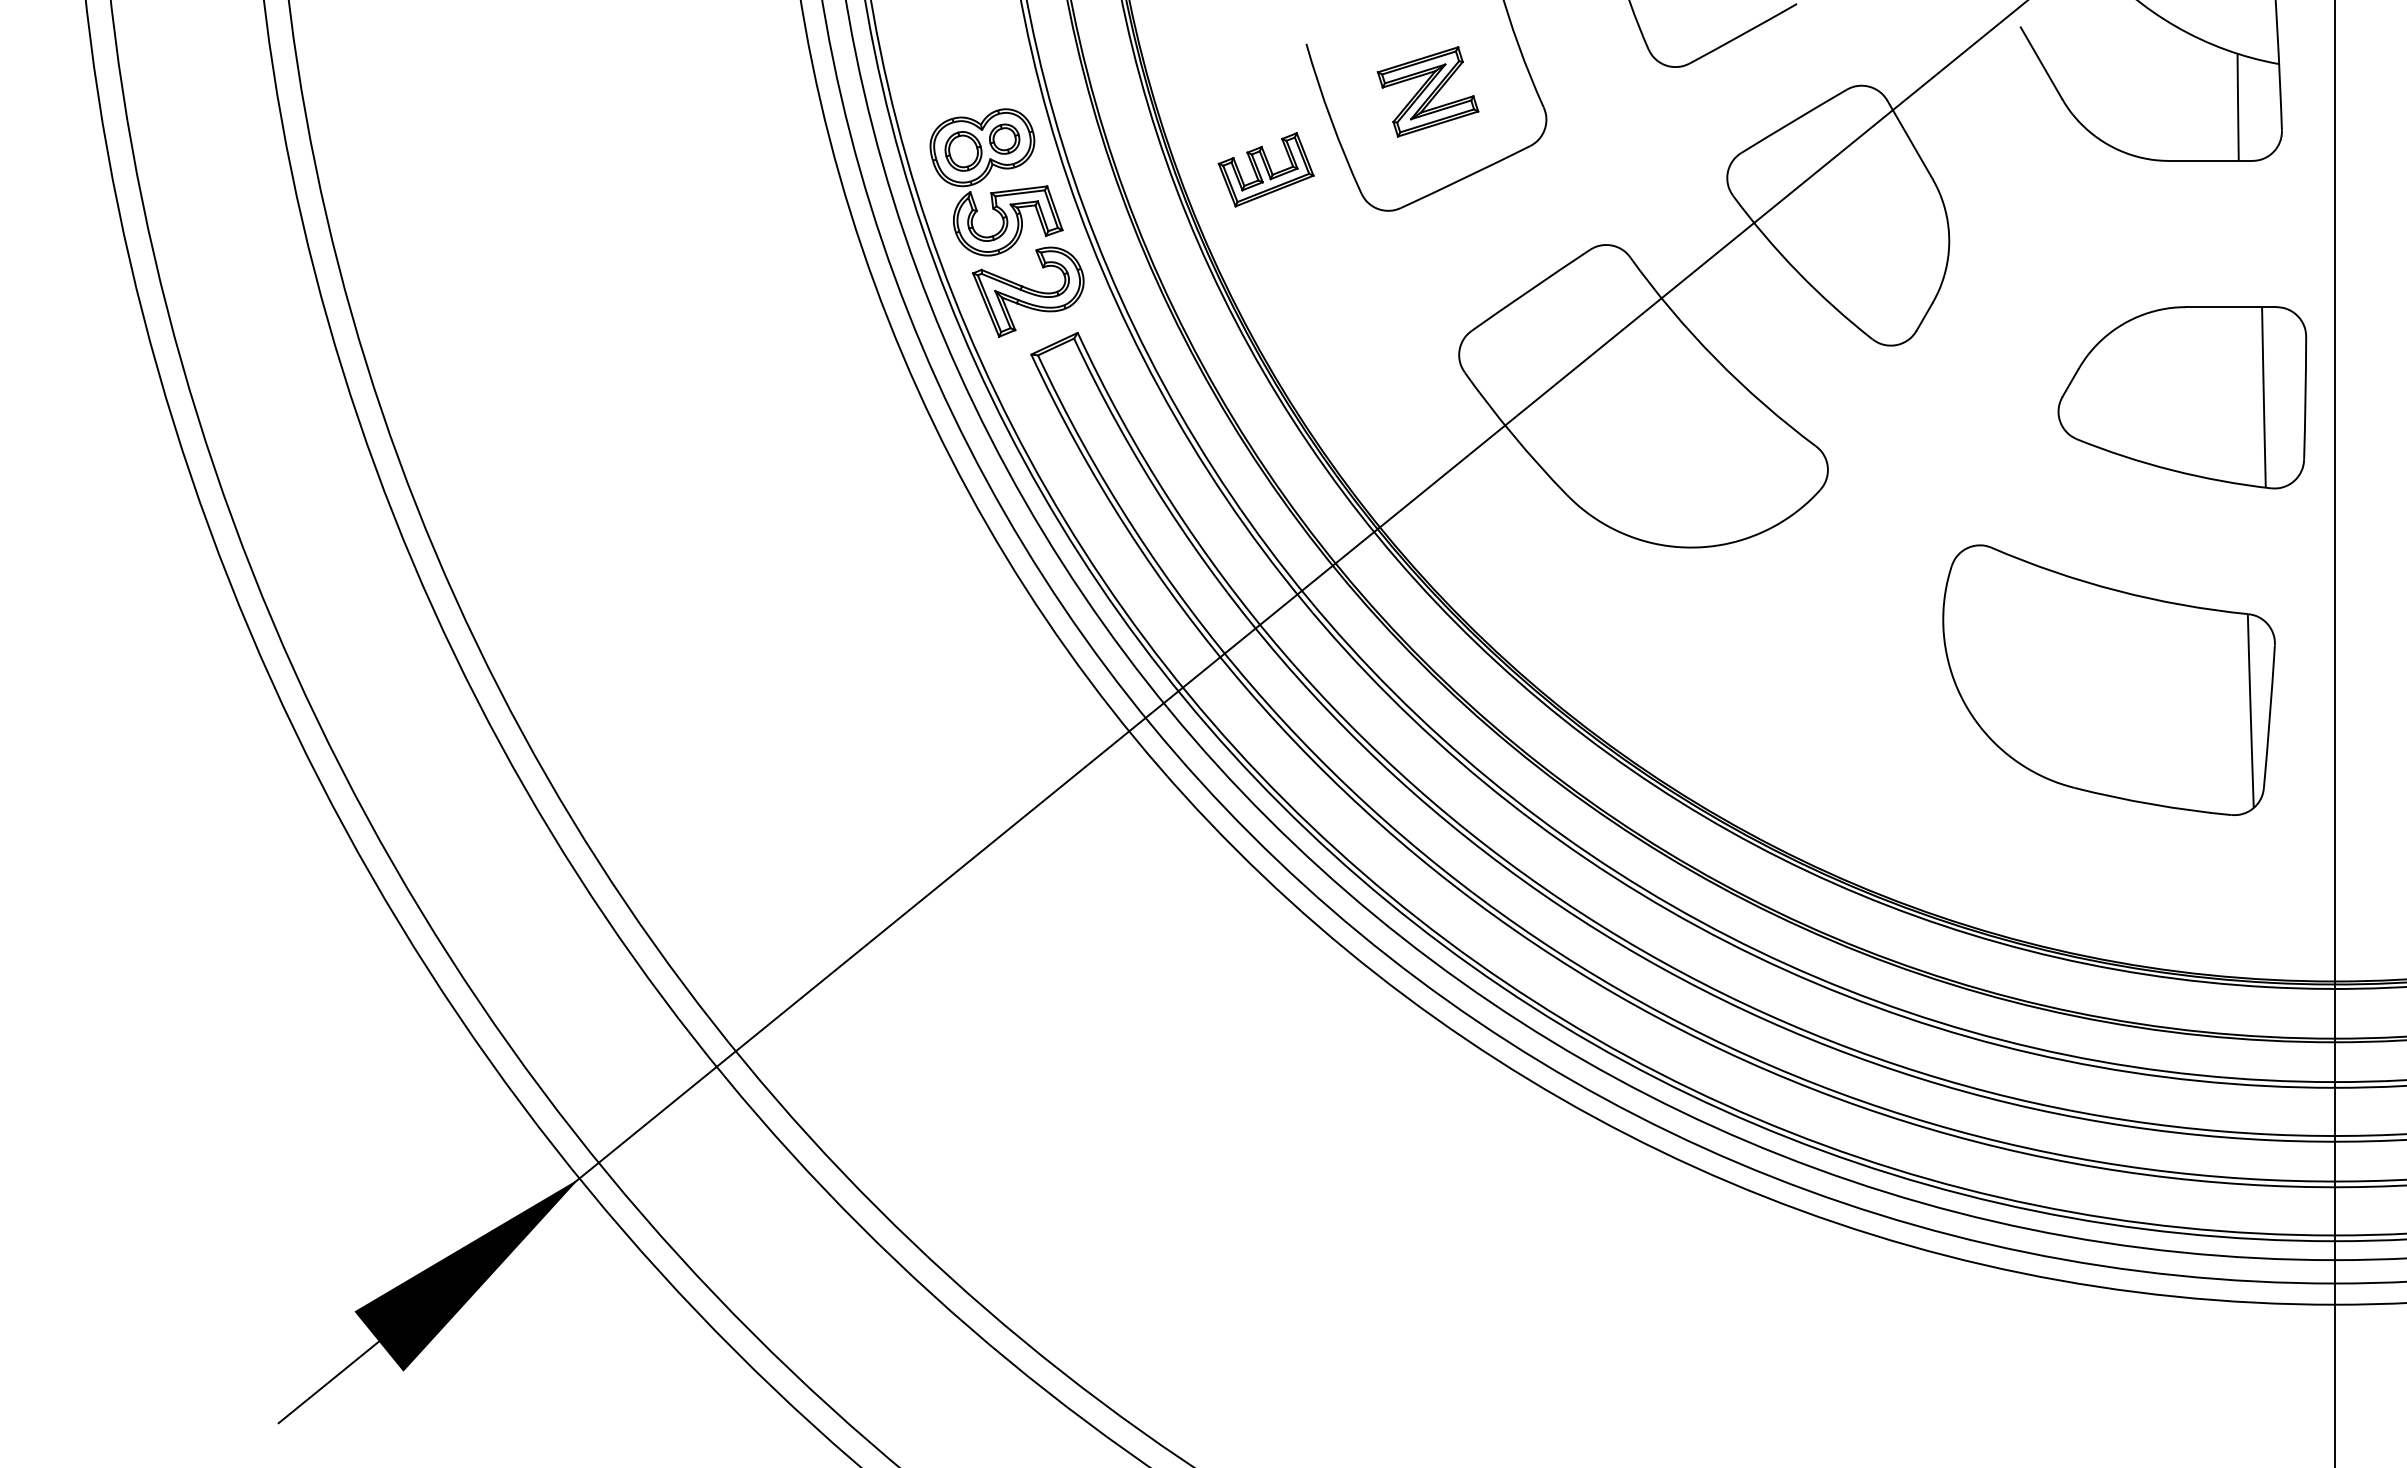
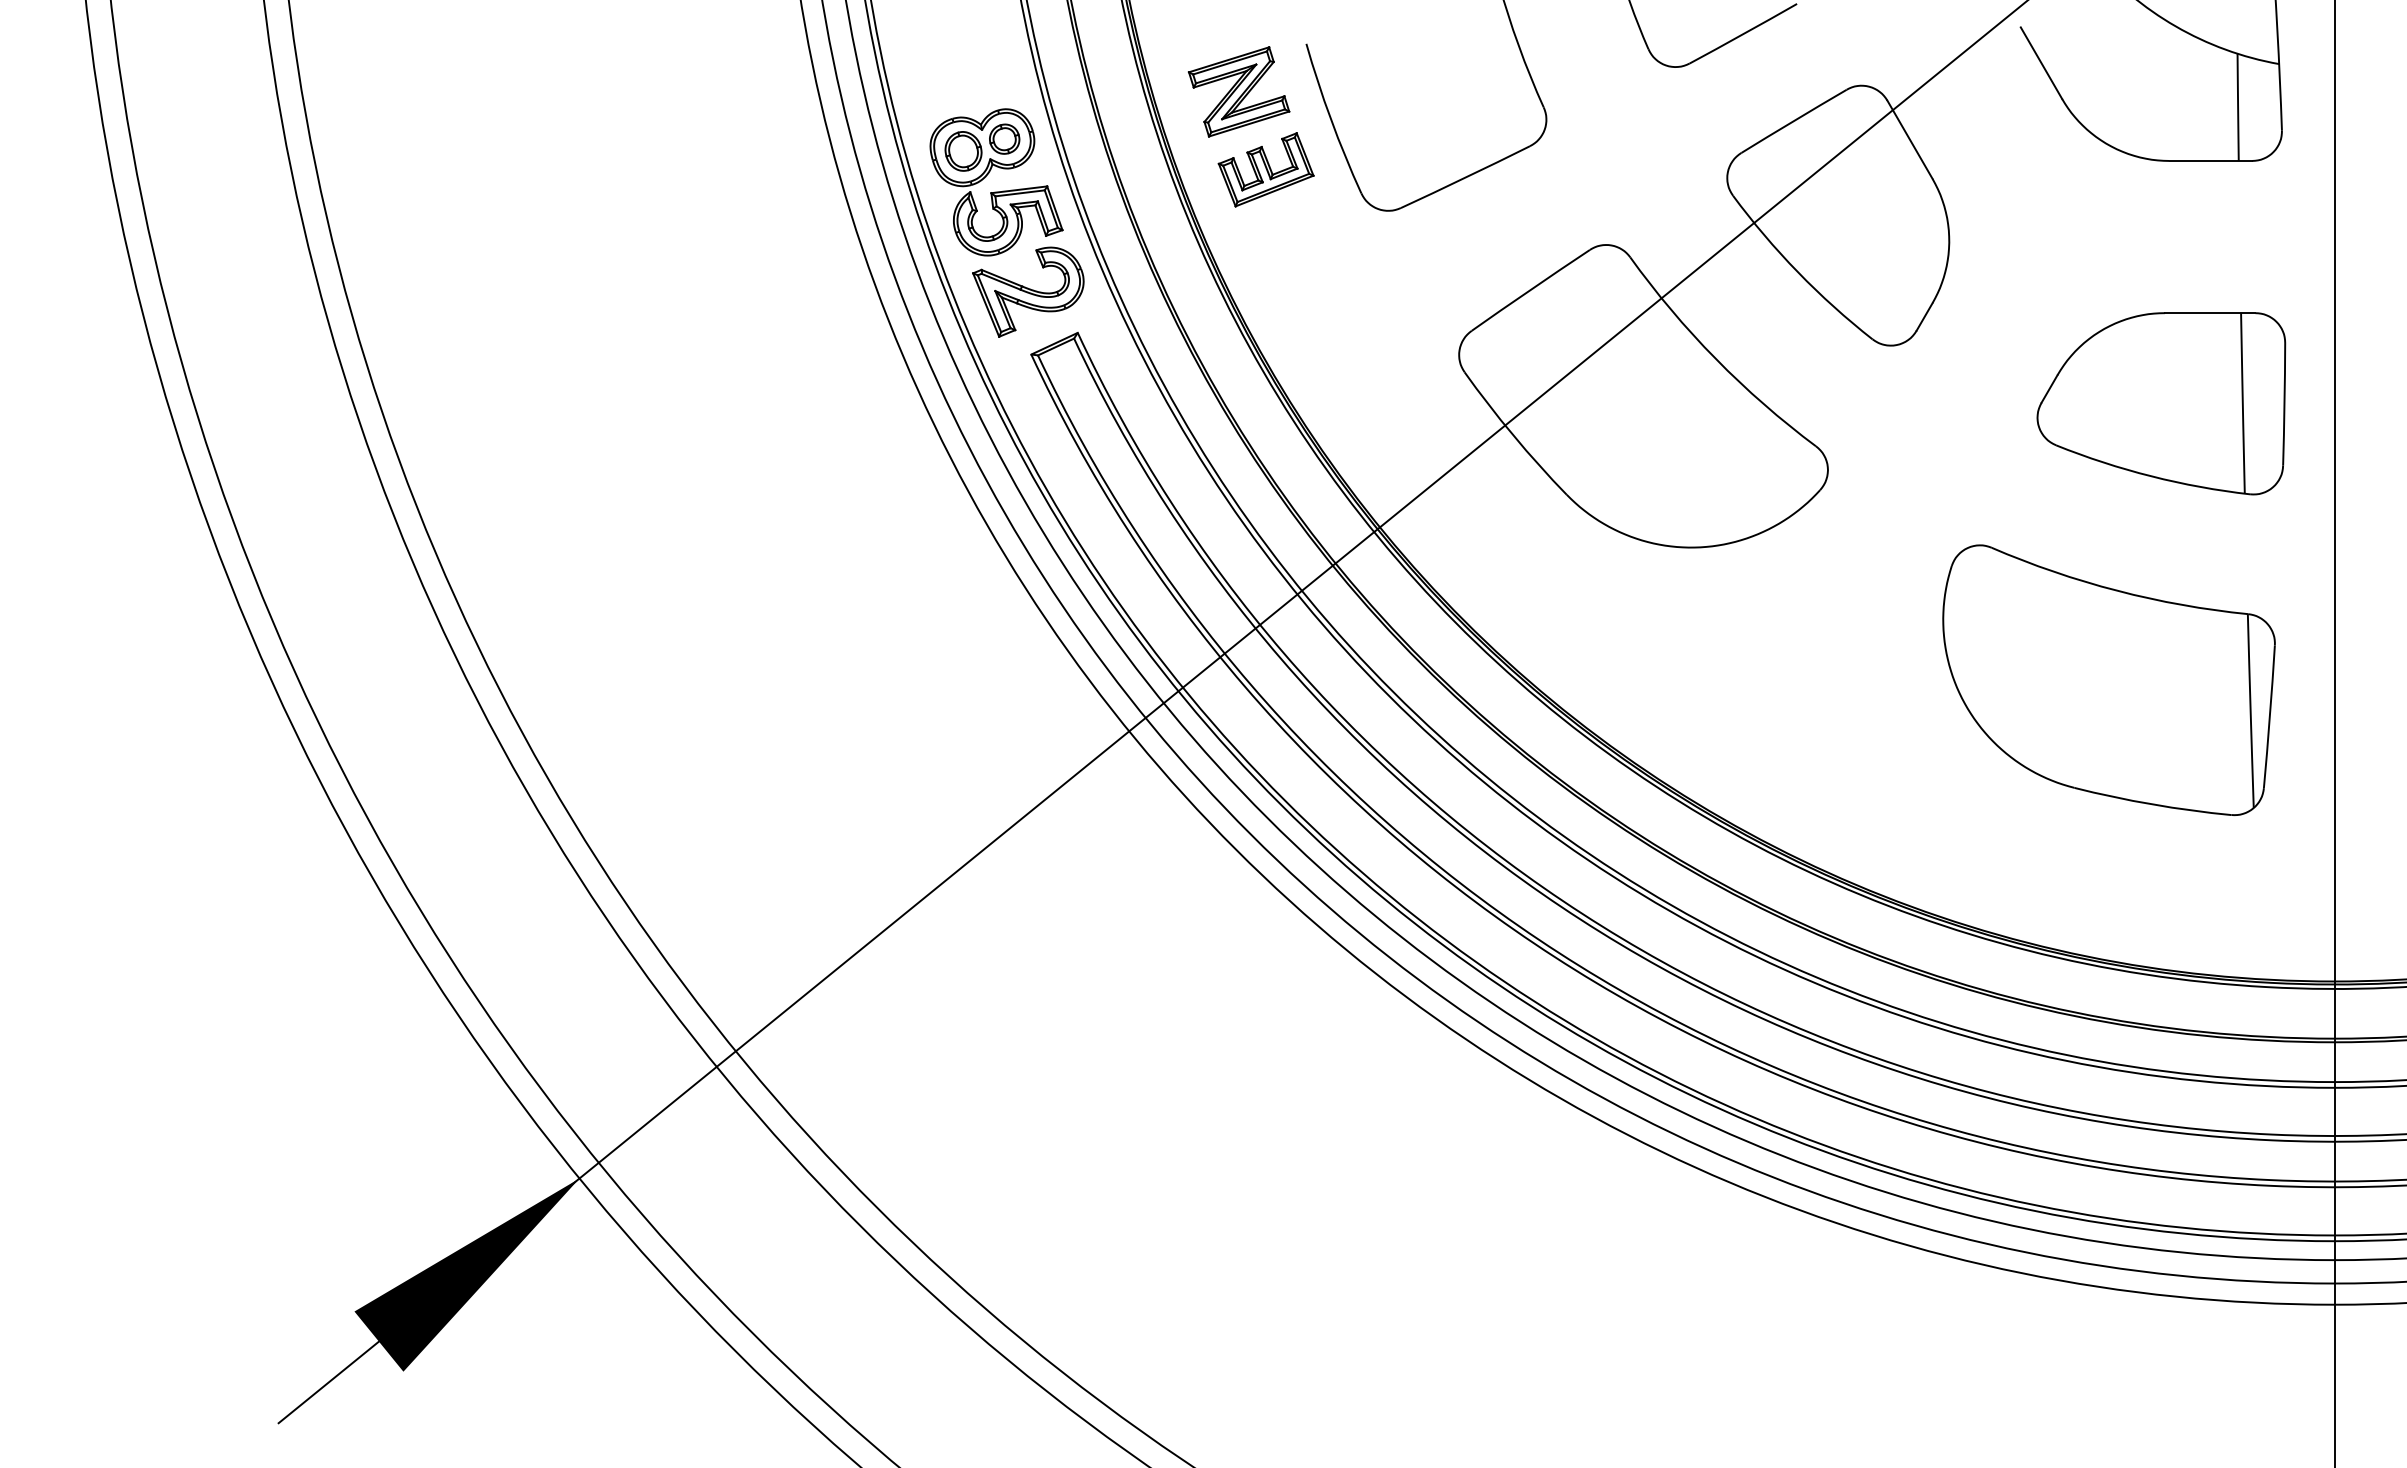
part position: (1427, 91) -> (1238, 91) (1238, 91)
part position: (2182, 397) -> (2161, 403) (2161, 403)
